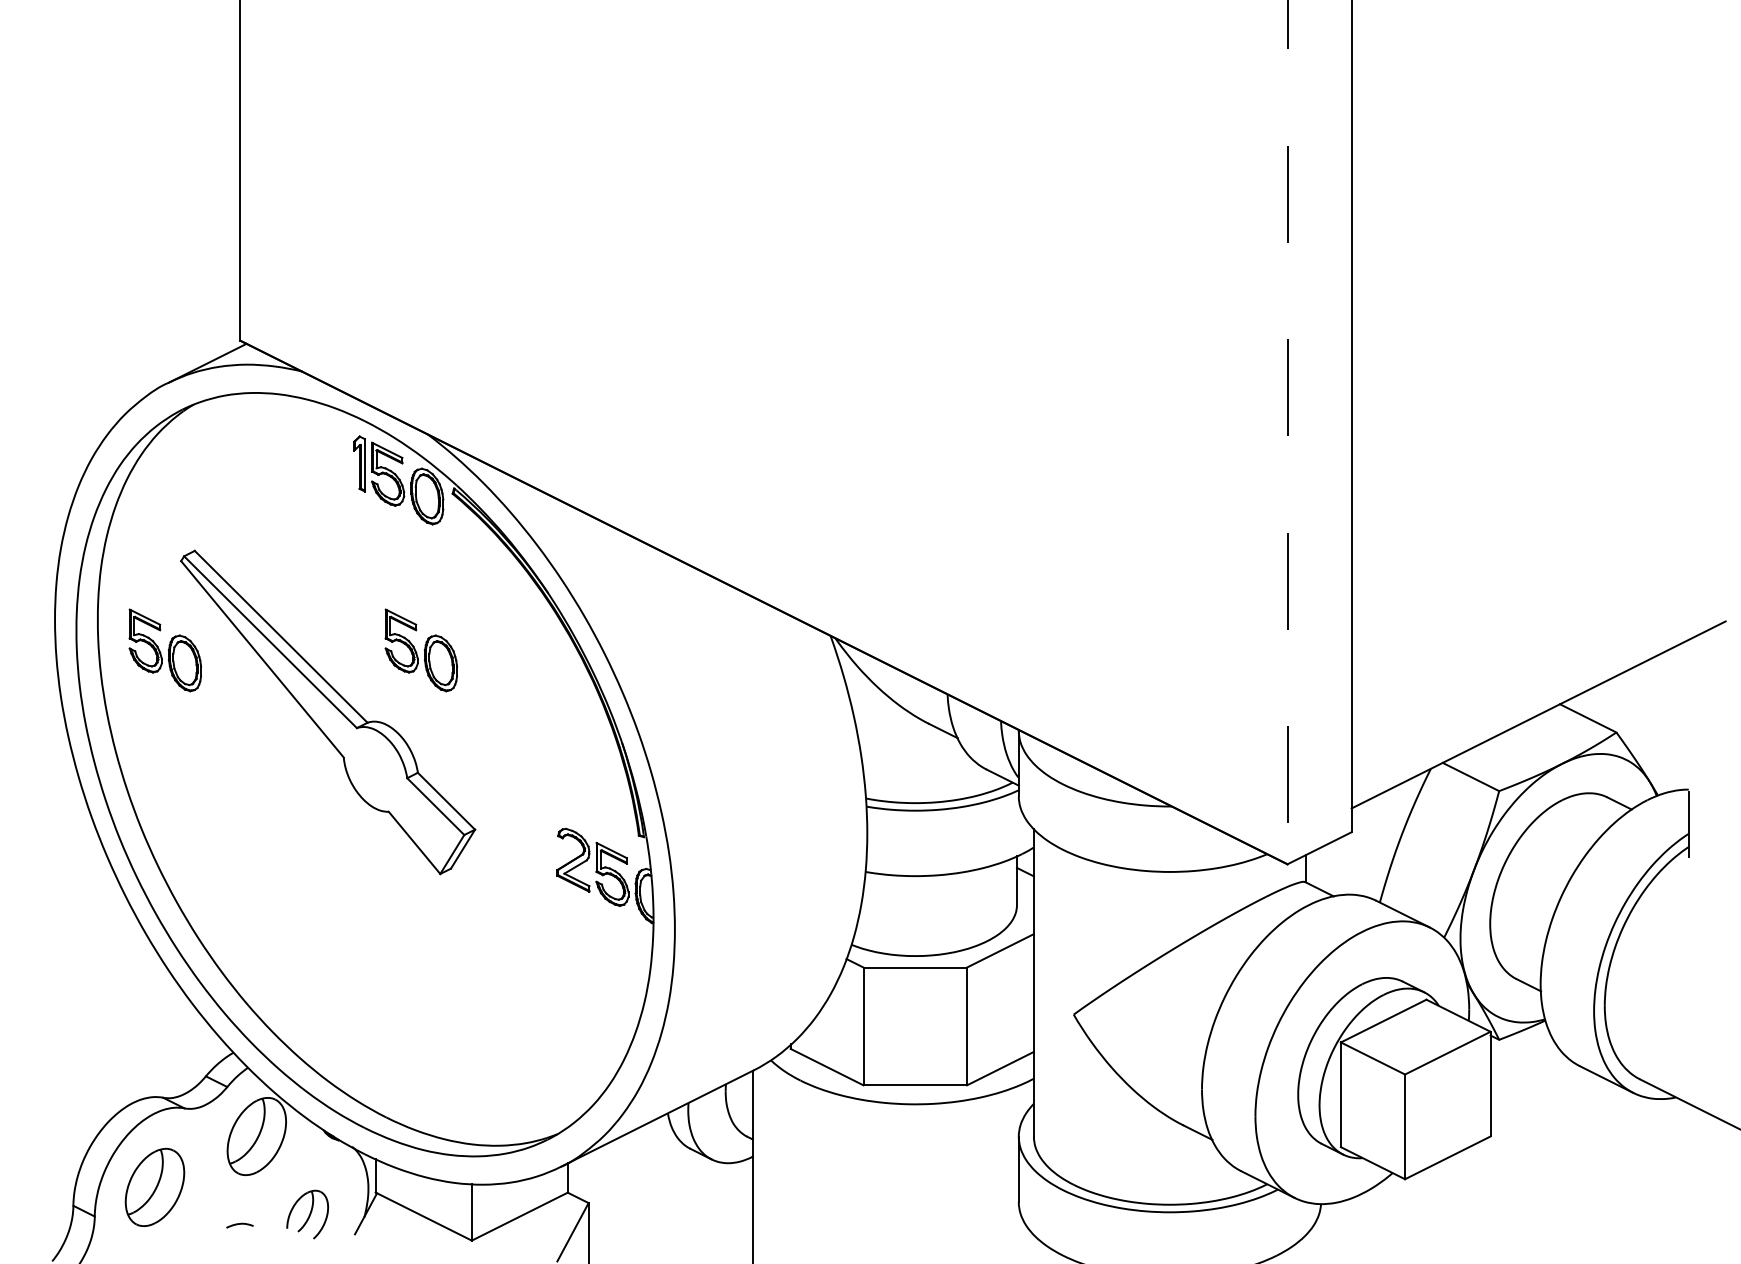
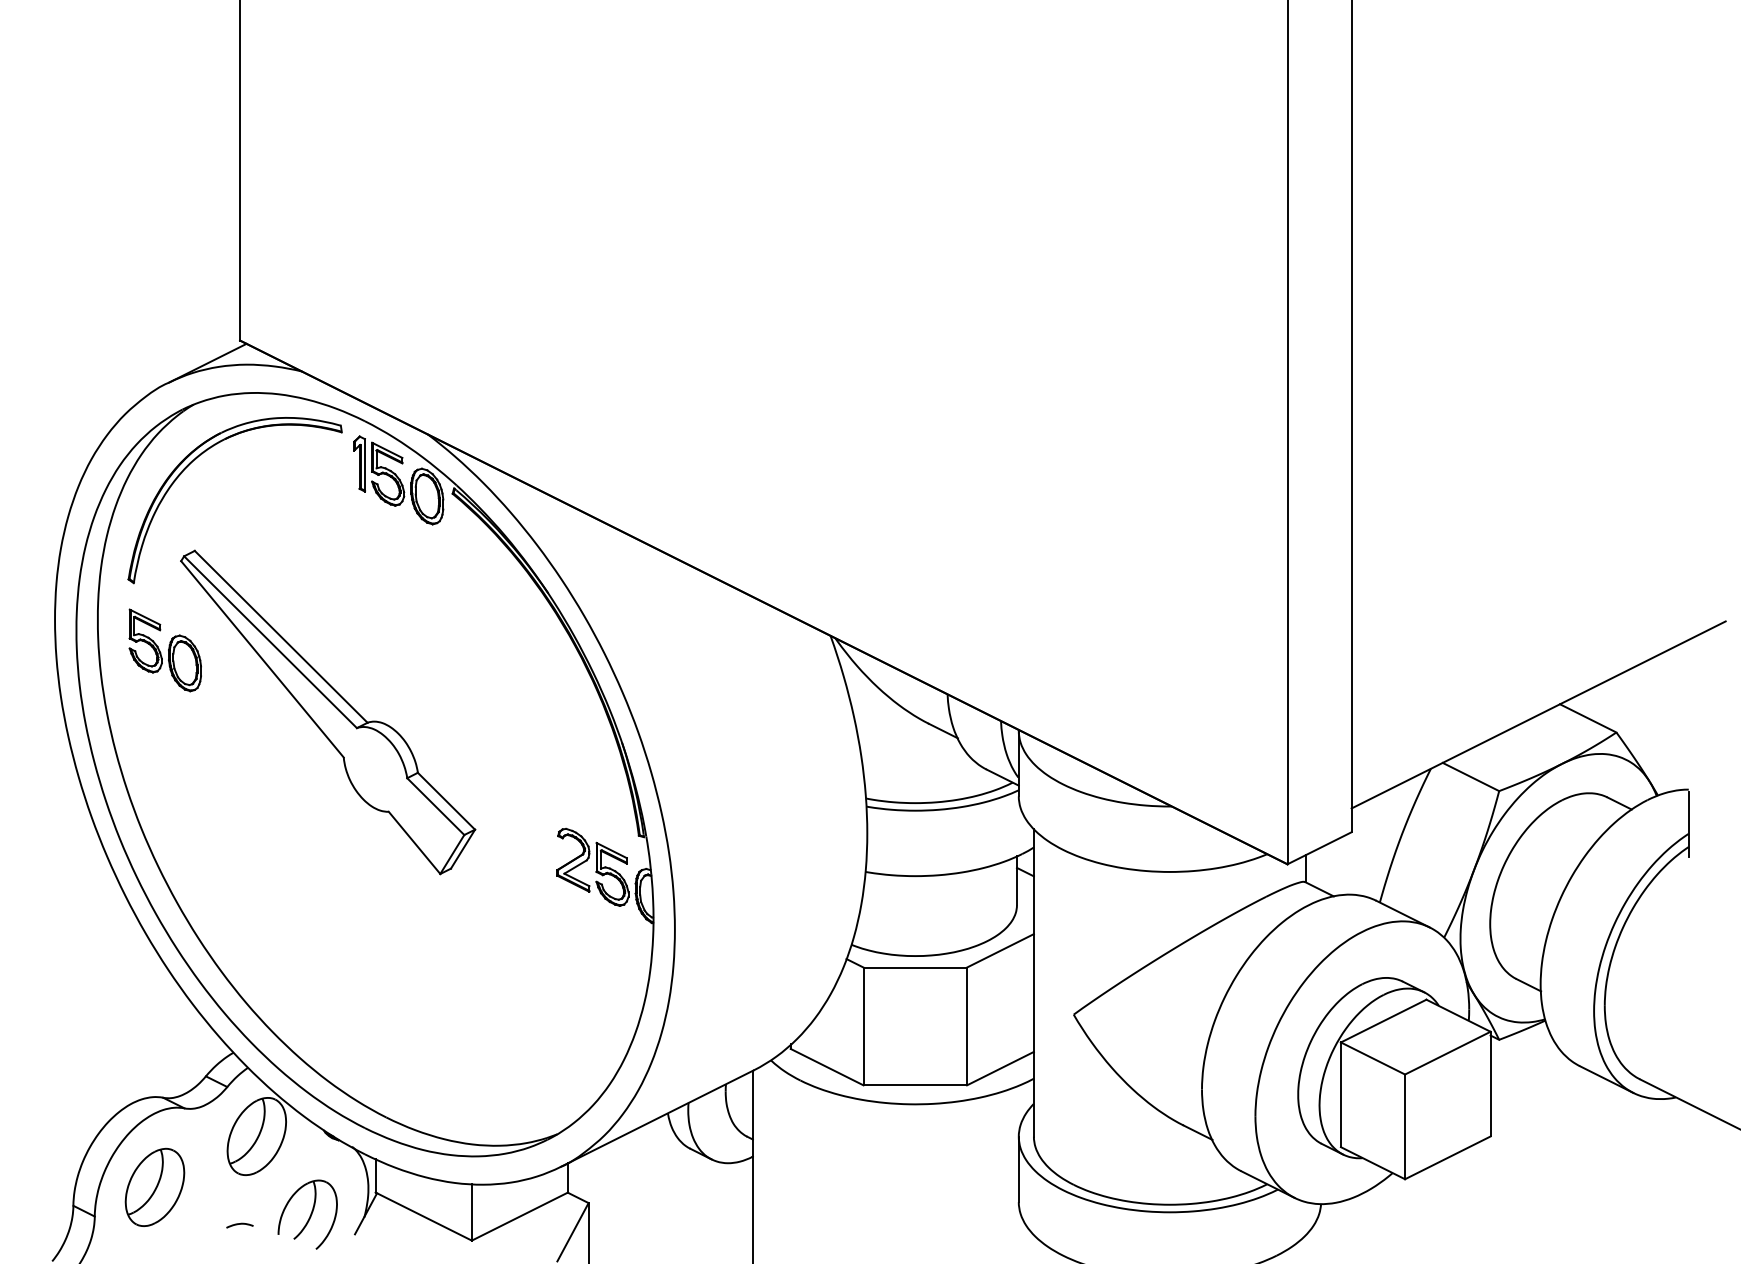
line: dashed -> solid (1287, 432)
part: none -> present (196, 459)
part: present -> none (420, 650)
part size: 44x51 px -> 61x71 px (307, 1214)
